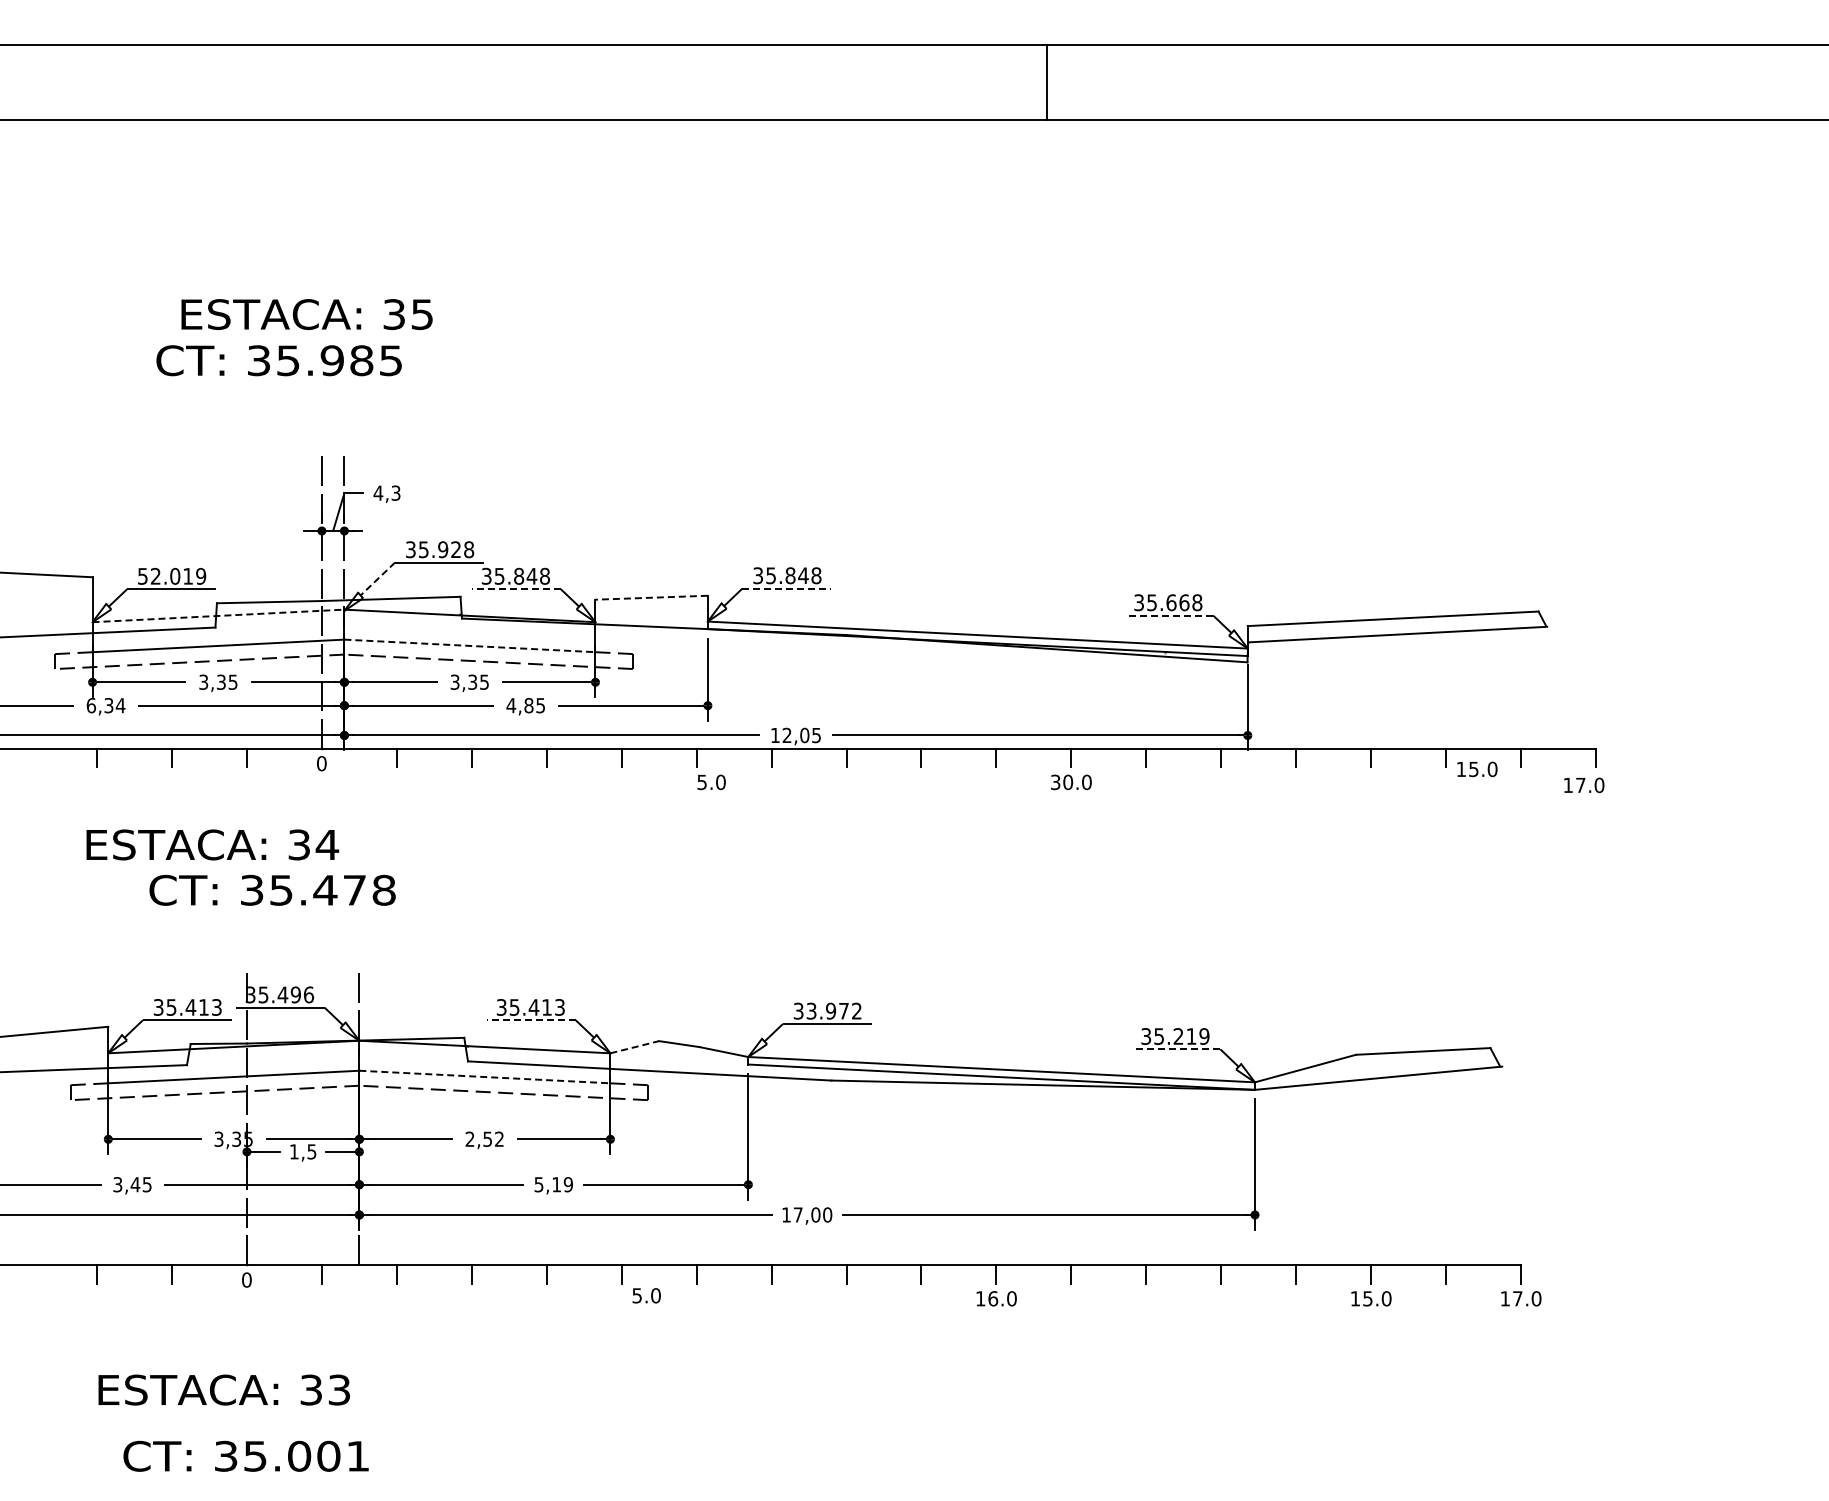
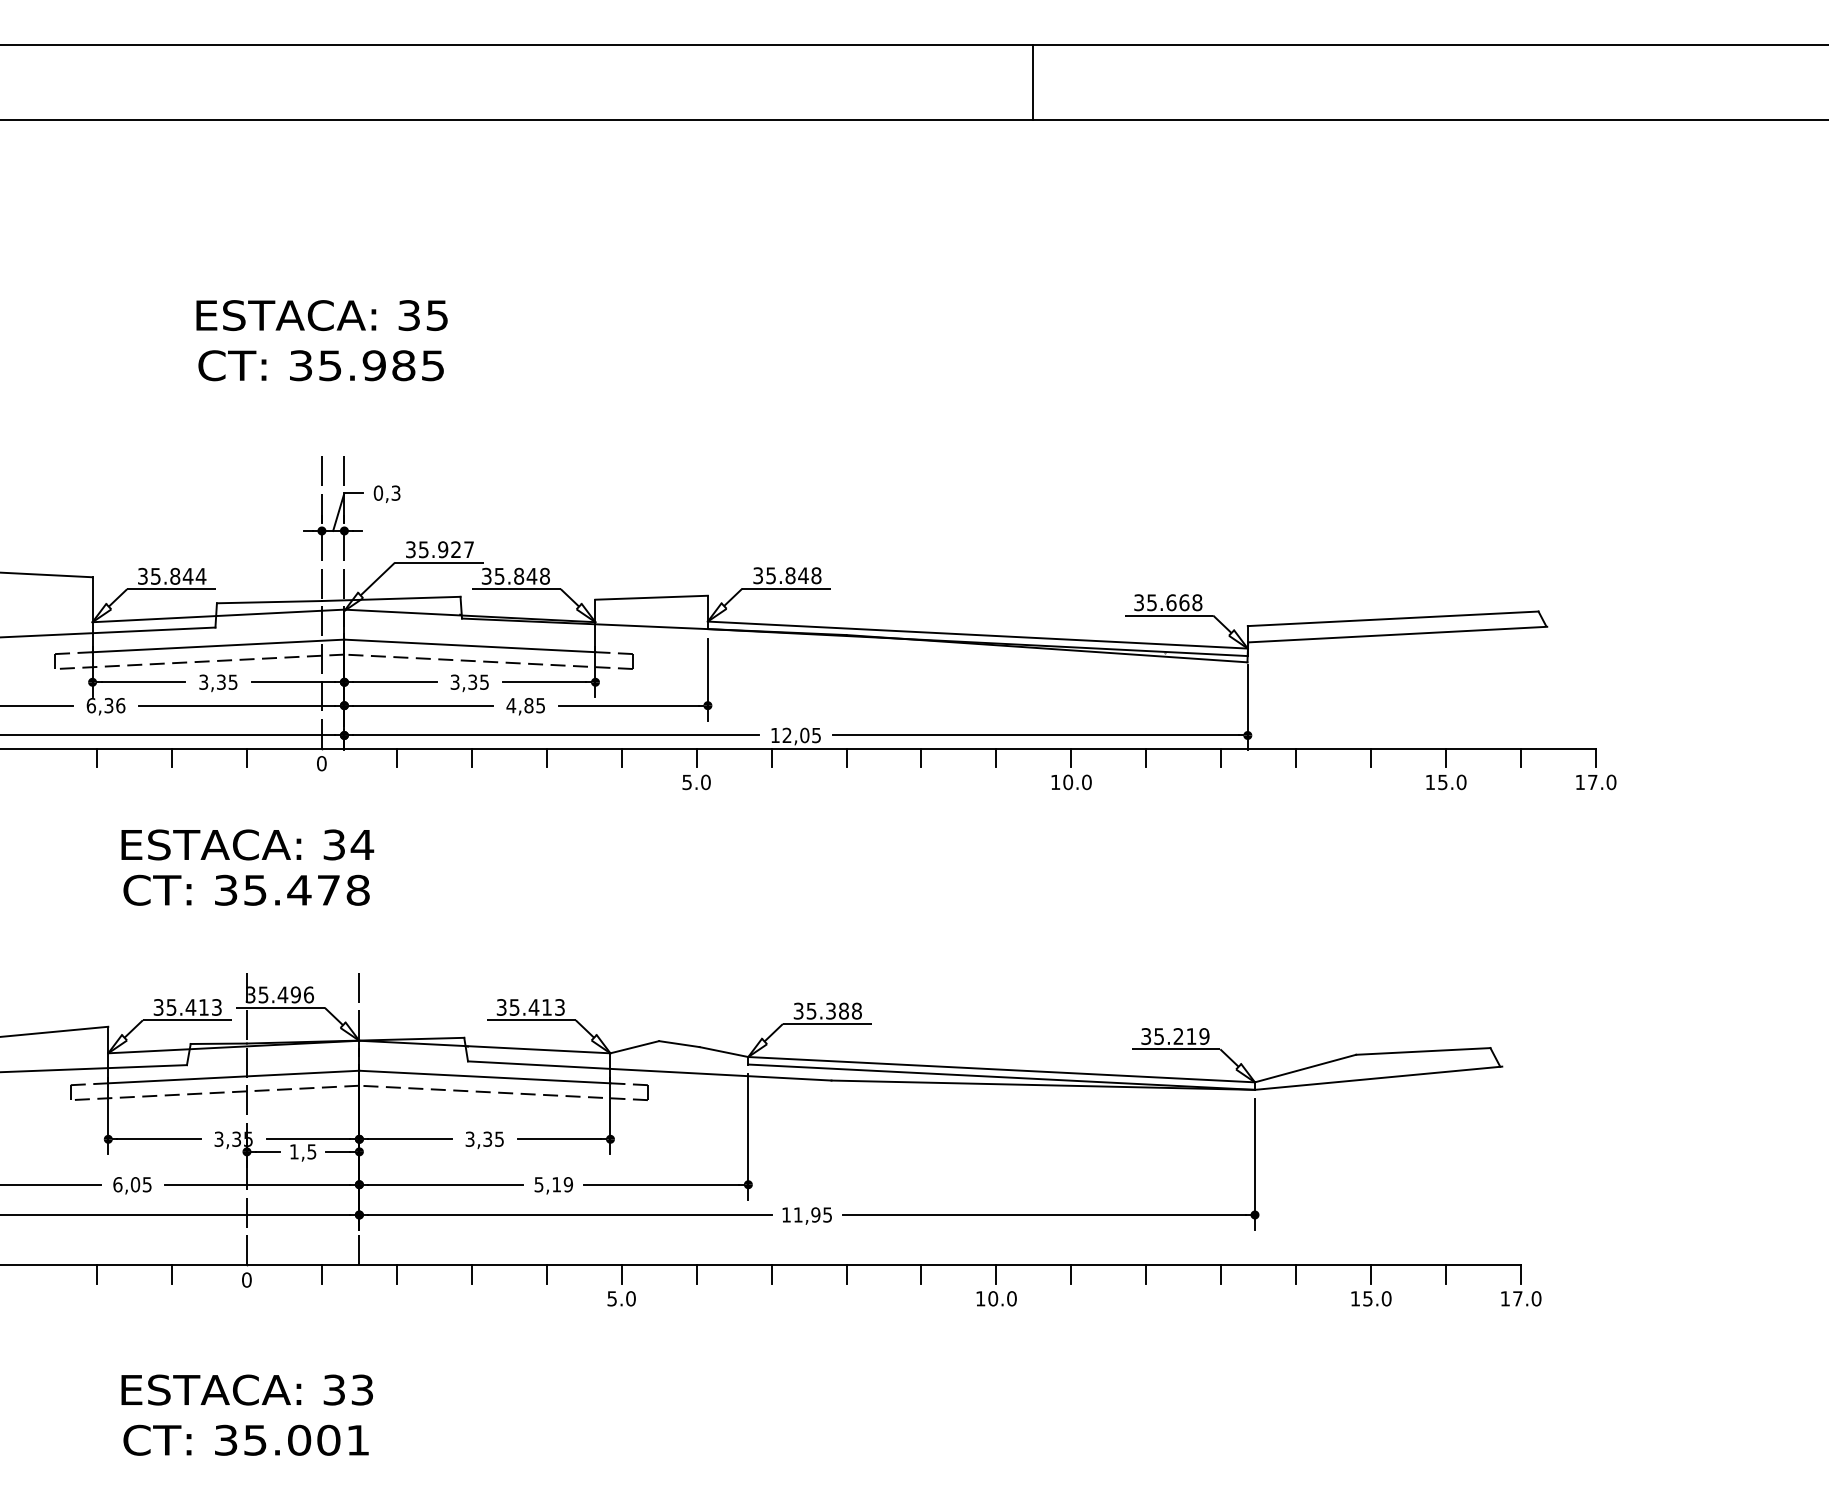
line position: (1046, 82) -> (1032, 82) (1032, 82)
text position: (306, 314) -> (321, 315) (321, 315)
text position: (278, 360) -> (320, 365) (320, 365)
text: 4,3 -> 0,3 (378, 492)
text: 35.928 -> 35.927 (469, 549)
text: 52.019 -> 35.844 (172, 575)
line: dashed -> solid (377, 579)
line: dashed -> solid (787, 588)
line: dashed -> solid (515, 589)
line: dashed -> solid (651, 597)
line: dashed -> solid (218, 615)
line: dashed -> solid (1168, 615)
line: dashed -> solid (469, 645)
text: 6,34 -> 6,36 (120, 705)
text position: (1477, 769) -> (1446, 782) (1446, 782)
text position: (711, 782) -> (696, 782) (696, 782)
text: 30.0 -> 10.0 (1055, 782)
text position: (1584, 785) -> (1596, 782) (1596, 782)
text position: (212, 844) -> (247, 844) (247, 844)
text position: (272, 889) -> (246, 889) (246, 889)
text: 33.972 -> 35.388 (834, 1010)
line: dashed -> solid (530, 1020)
line: dashed -> solid (635, 1047)
line: dashed -> solid (1175, 1049)
line: dashed -> solid (484, 1077)
text: 2,52 -> 3,35 (484, 1138)
text: 3,45 -> 6,05 (126, 1184)
text: 17,00 -> 11,95 (813, 1214)
text position: (646, 1295) -> (621, 1298) (621, 1298)
text: 16.0 -> 10.0 (993, 1298)
text position: (223, 1389) -> (246, 1389) (246, 1389)
text position: (245, 1455) -> (245, 1439) (245, 1439)
